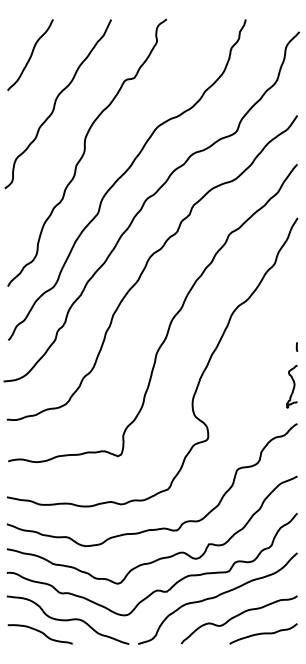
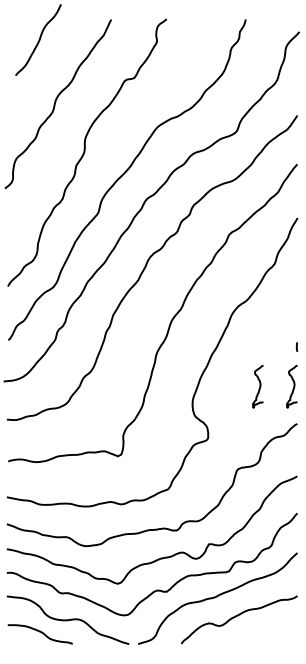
curve position: (30, 54) -> (38, 39) (38, 39)
curve: none -> present (259, 386)
curve: present -> none (263, 633)
